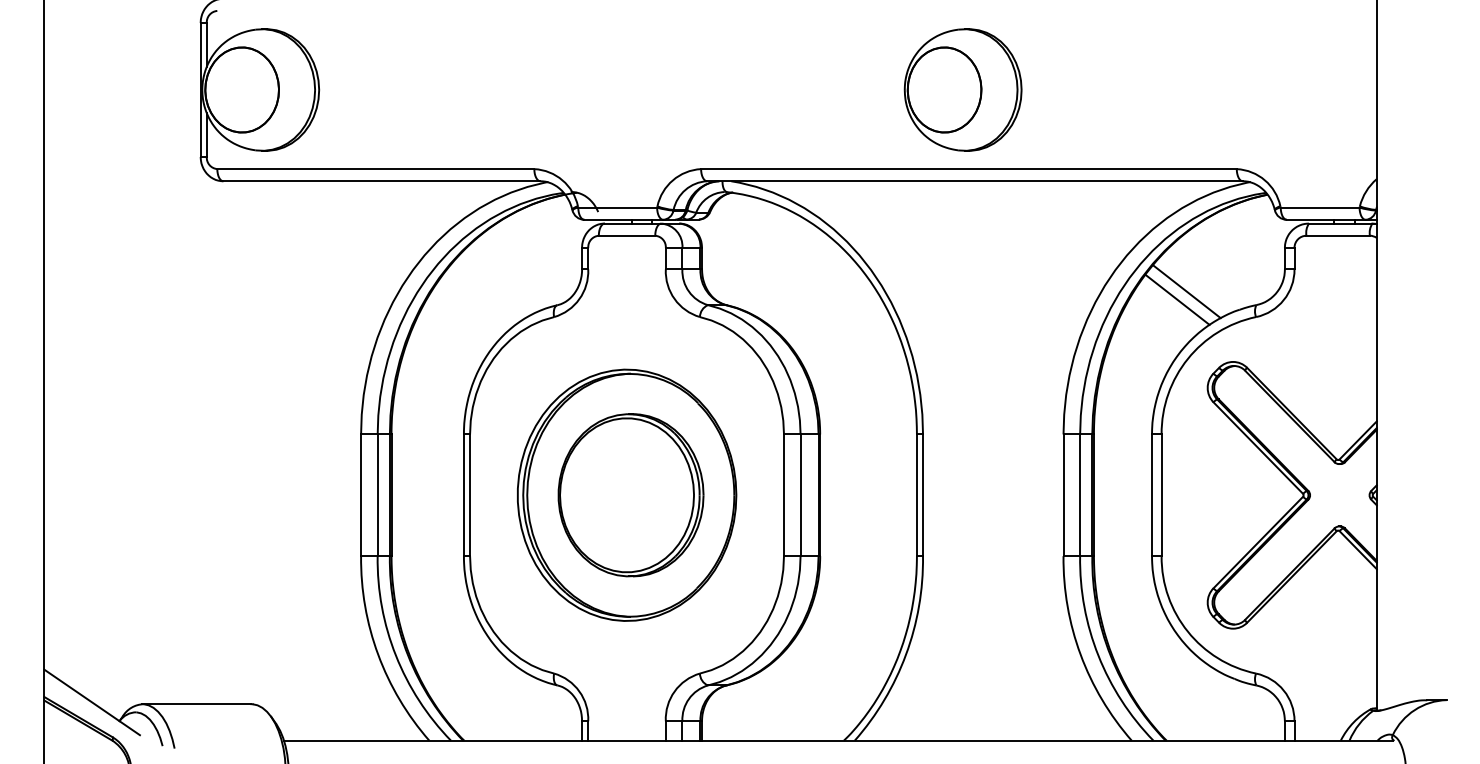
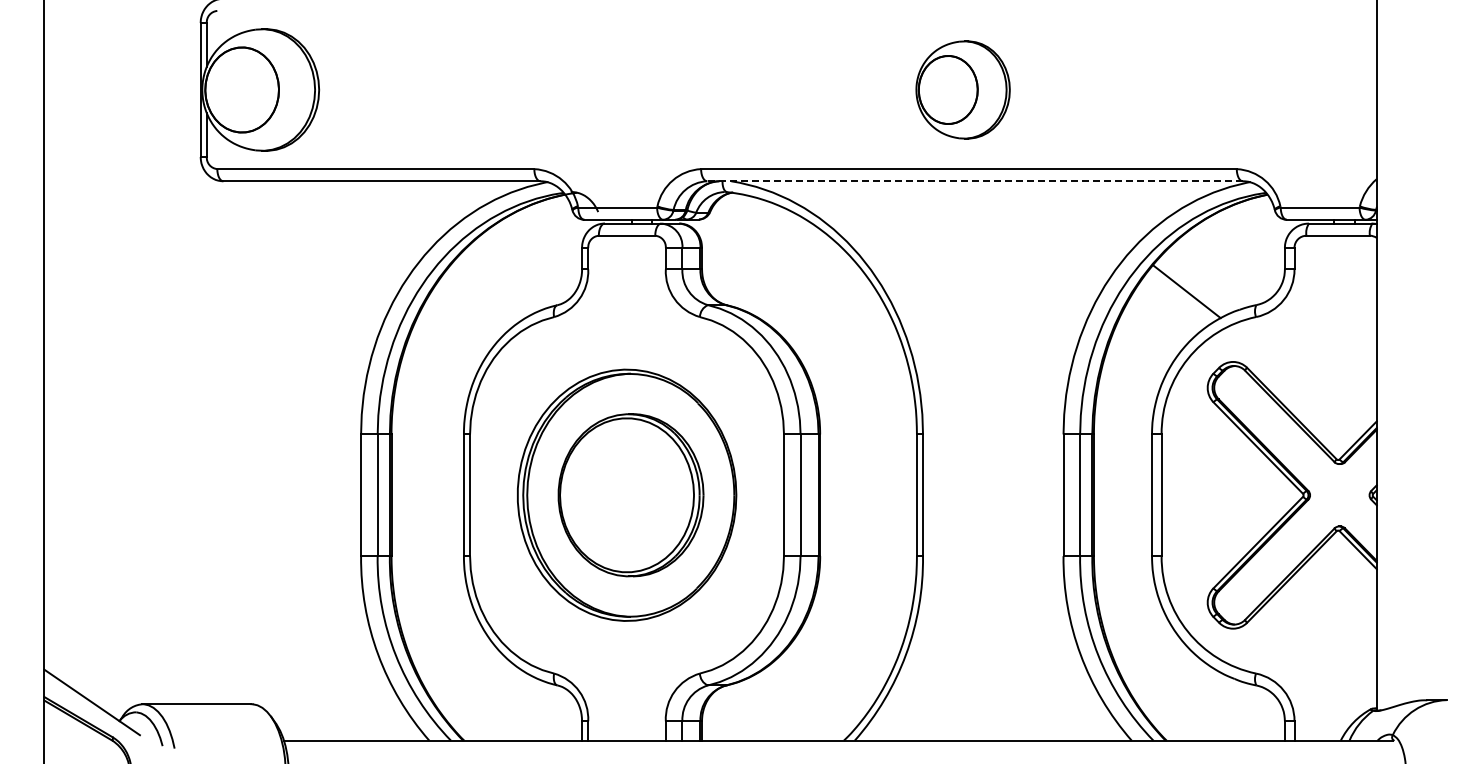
part size: 120x124 px -> 96x100 px (962, 89)
line: solid -> dashed (975, 181)
line: present -> none (1177, 299)
